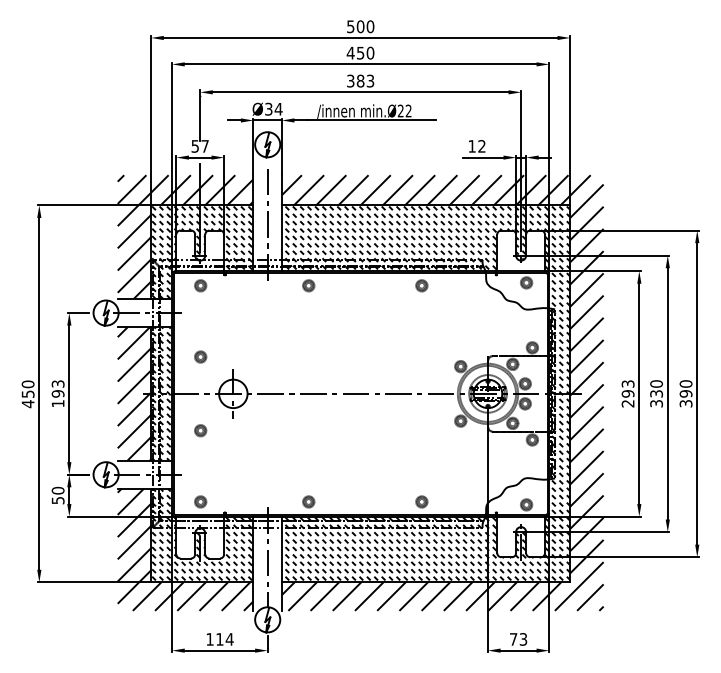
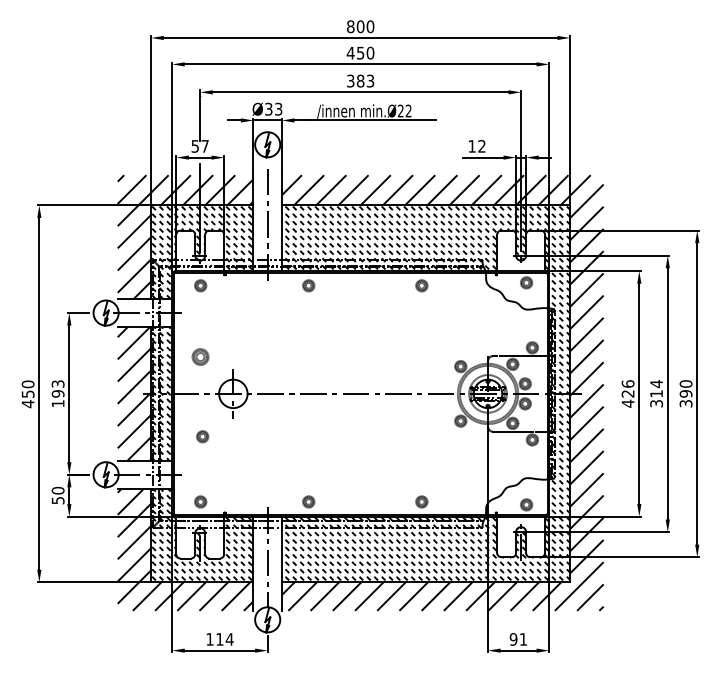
text: 500 -> 800 (350, 26)
text: Ø34 -> Ø33 (278, 108)
part size: 14x14 px -> 19x18 px (200, 356)
text: 330 -> 314 (656, 388)
text: 293 -> 426 (627, 393)
part position: (200, 430) -> (202, 436) (202, 436)
text: 73 -> 91 (518, 639)
